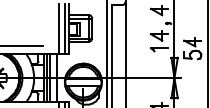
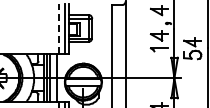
line: solid -> dashed (58, 29)
line: present -> none (22, 46)
line: present -> none (106, 53)
